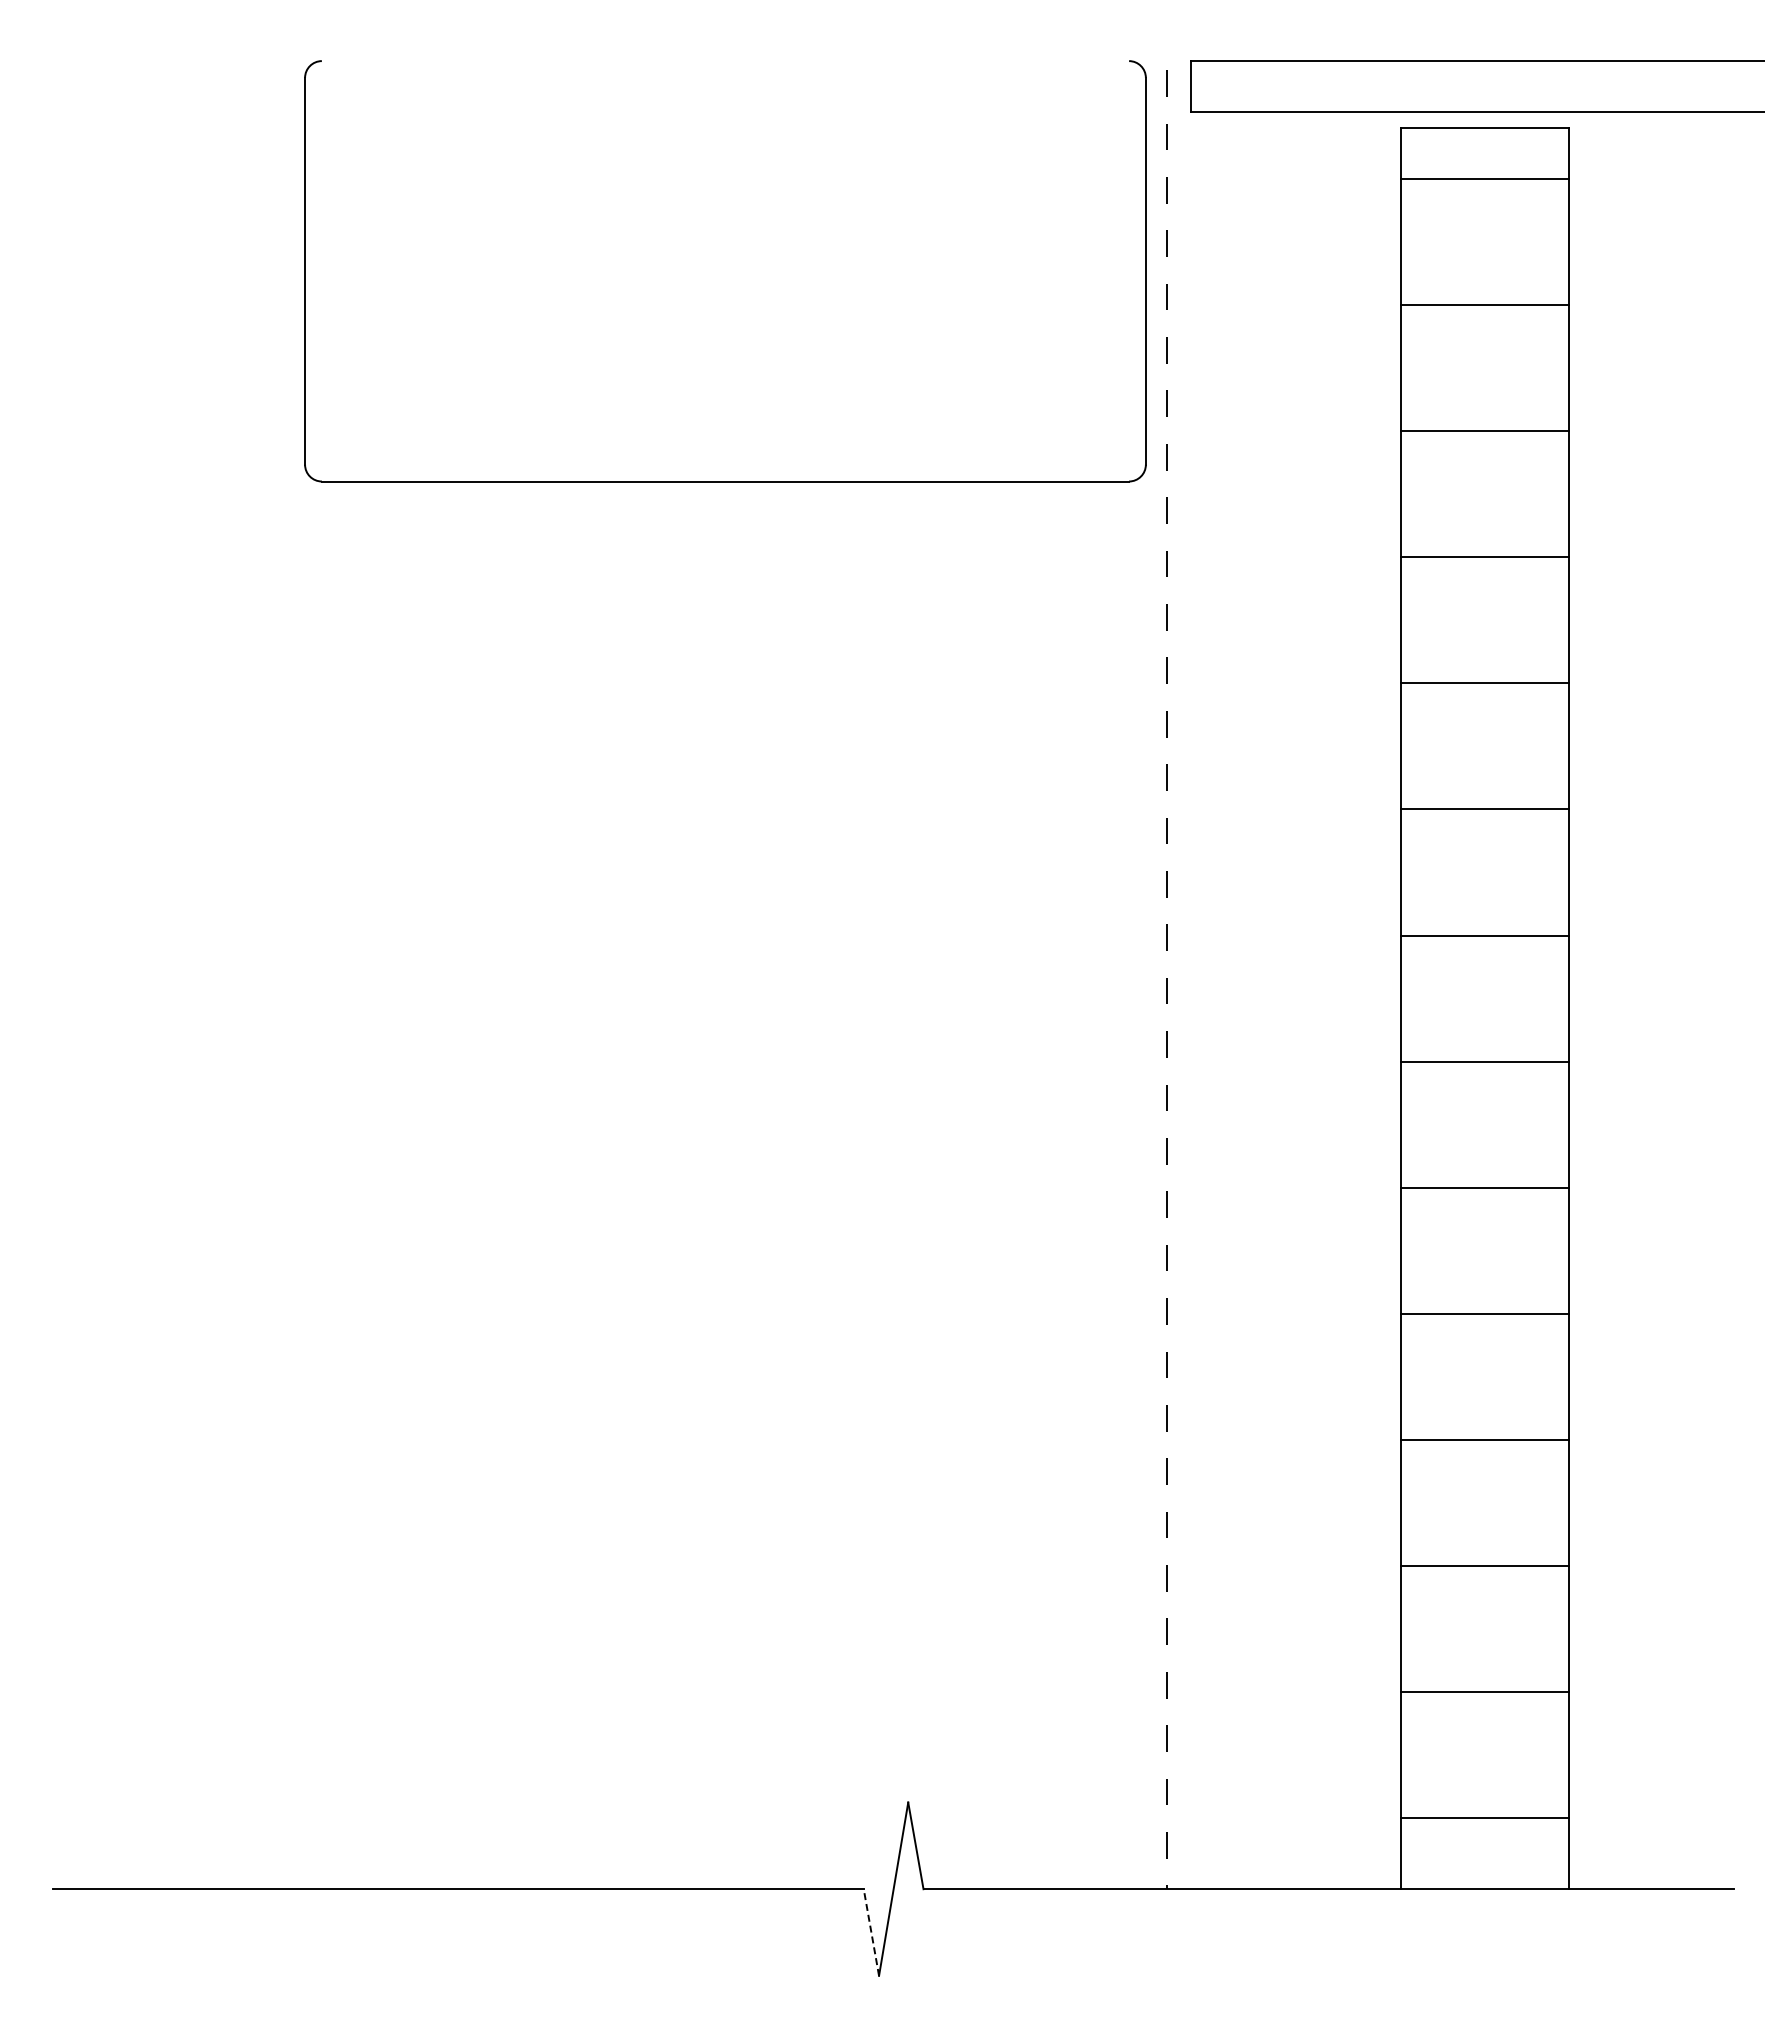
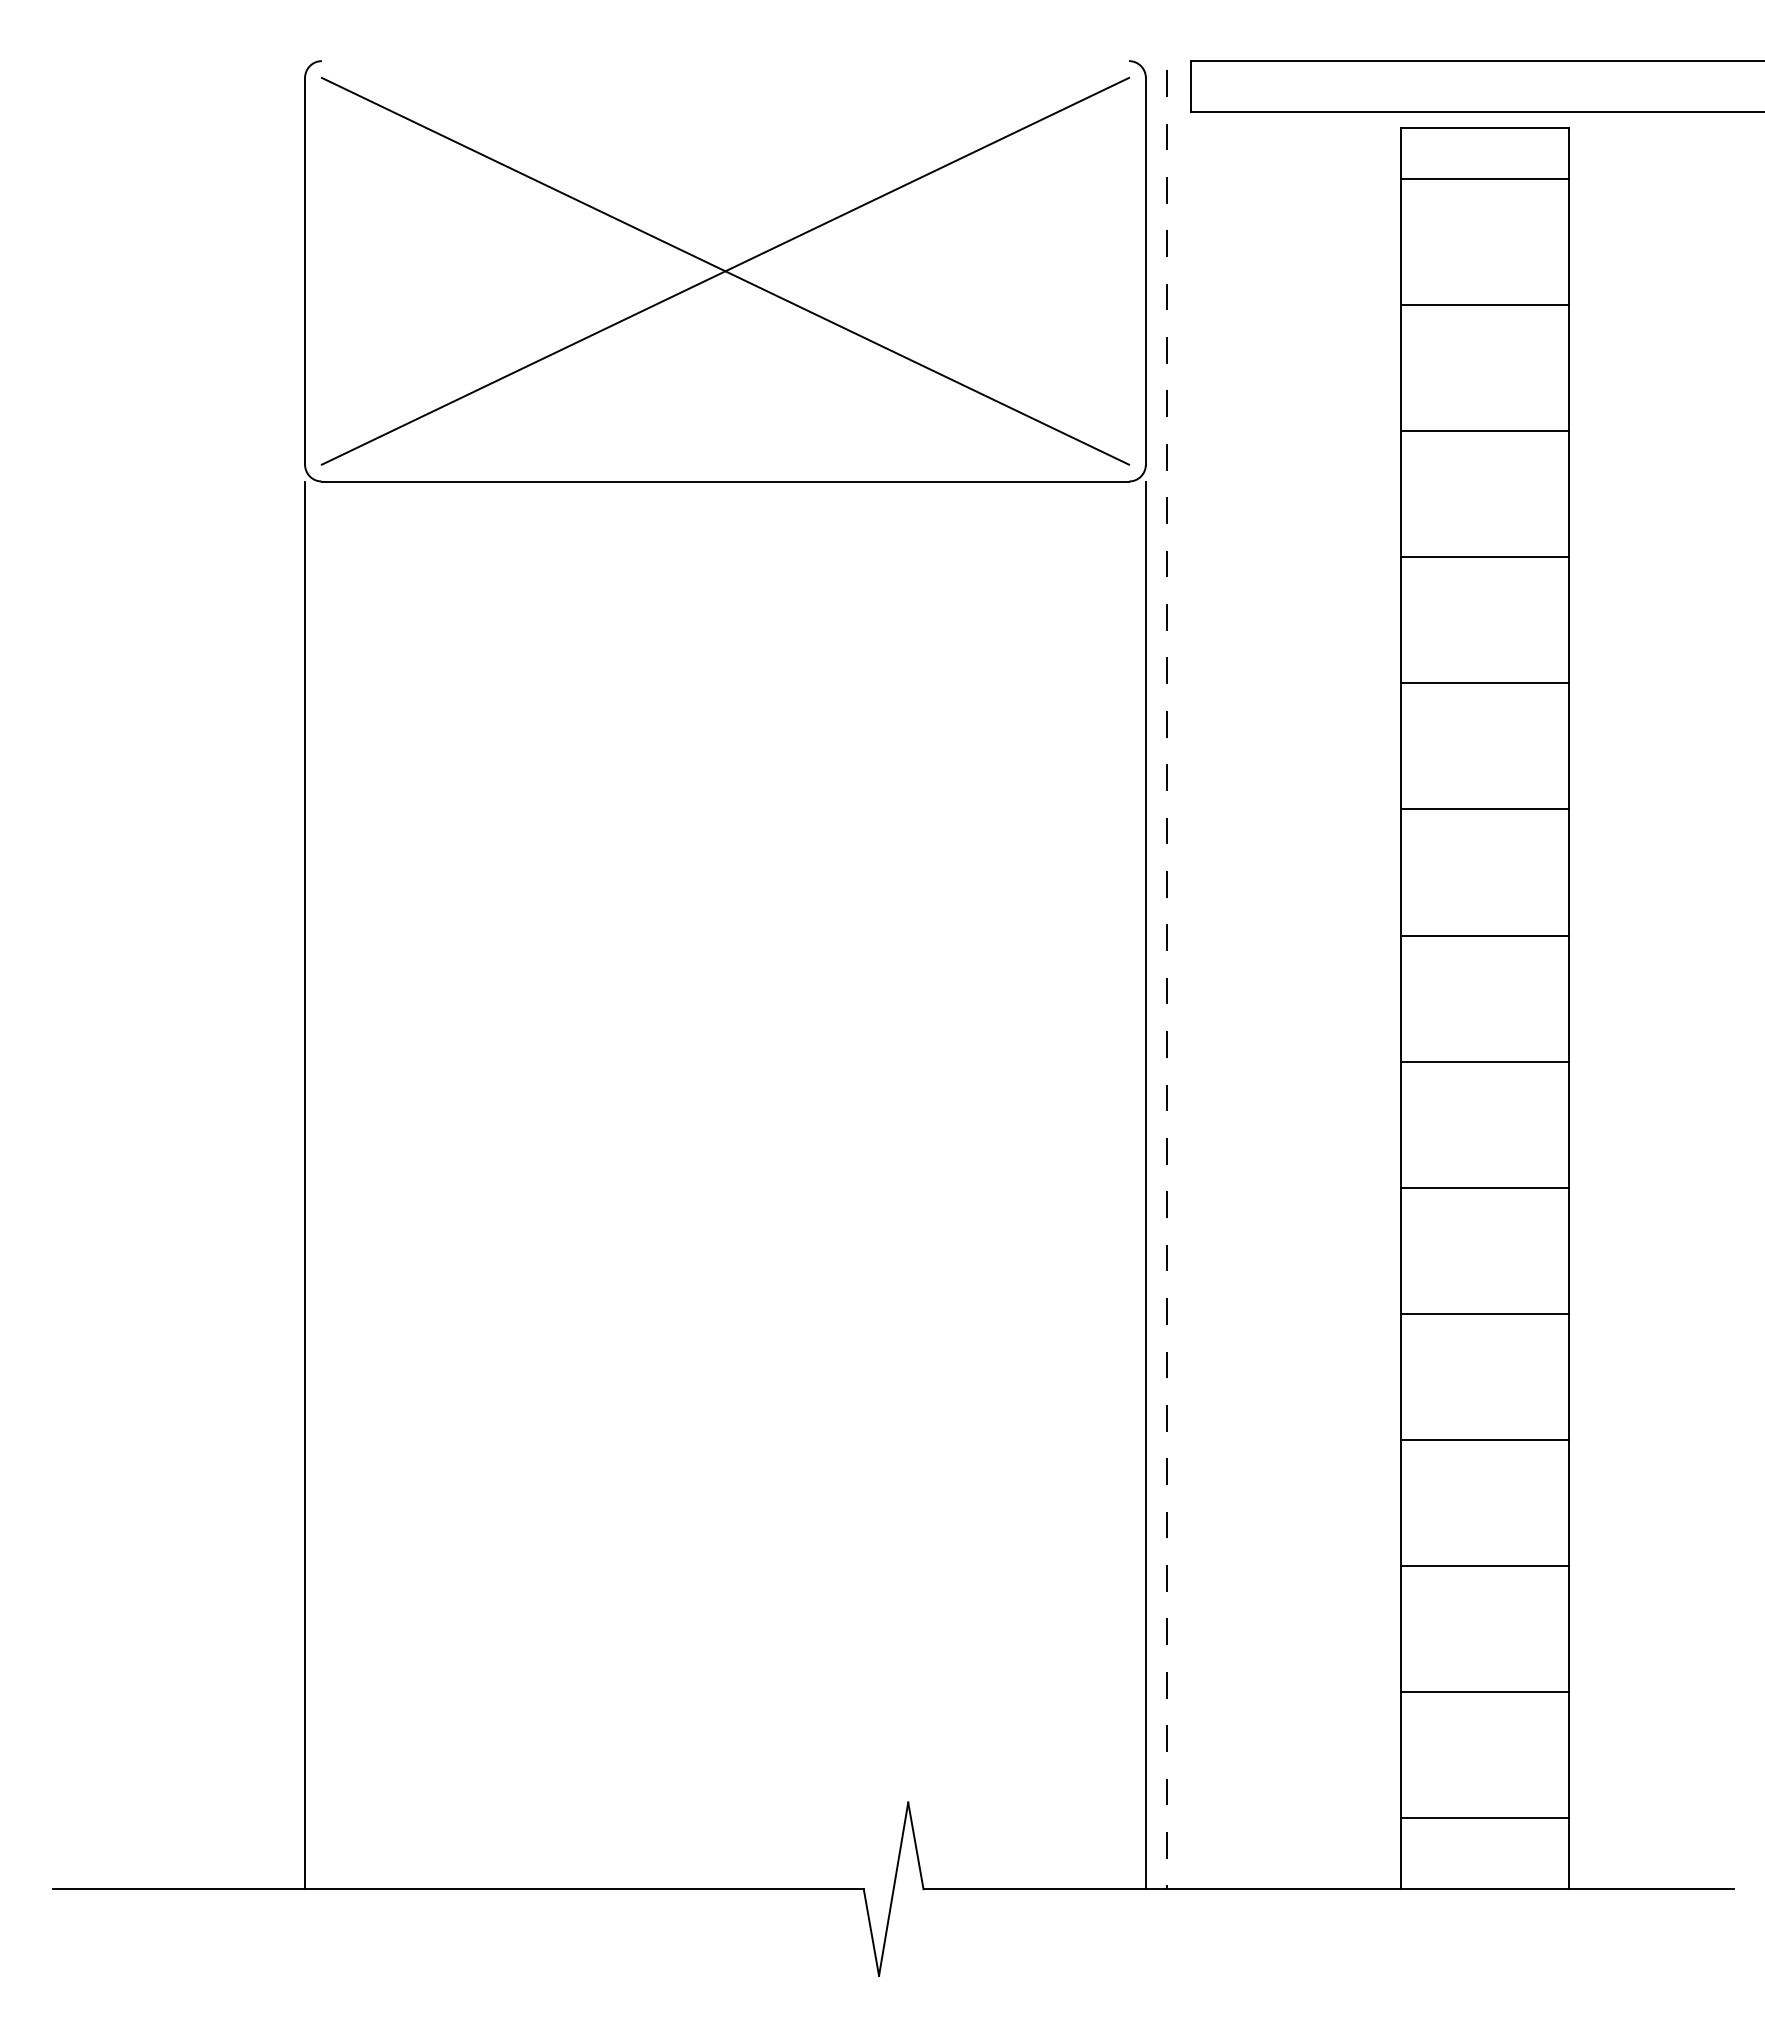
part: none -> present (725, 270)
line: none -> present (305, 1185)
line: none -> present (1145, 1185)
line: dashed -> solid (871, 1932)
